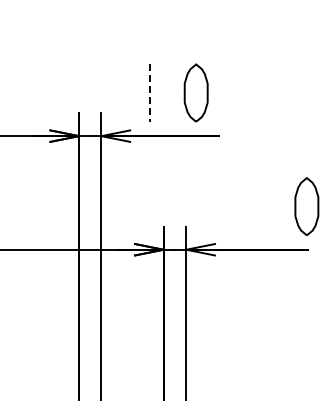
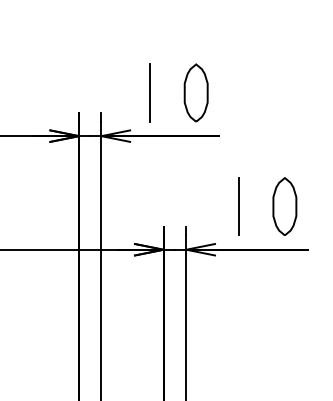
line: dashed -> solid (150, 93)
line: none -> present (238, 206)
part position: (306, 206) -> (284, 206) (284, 206)
